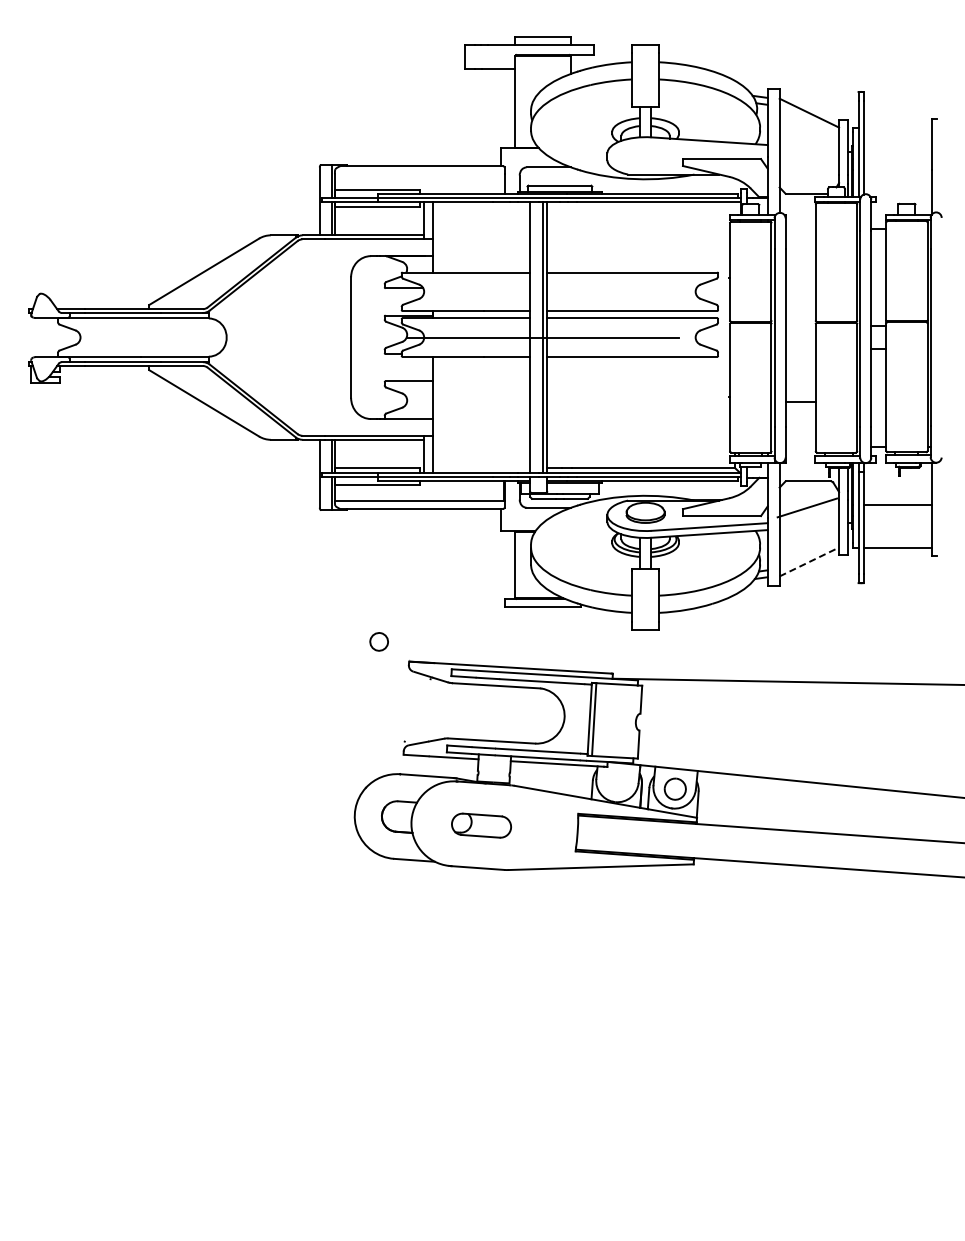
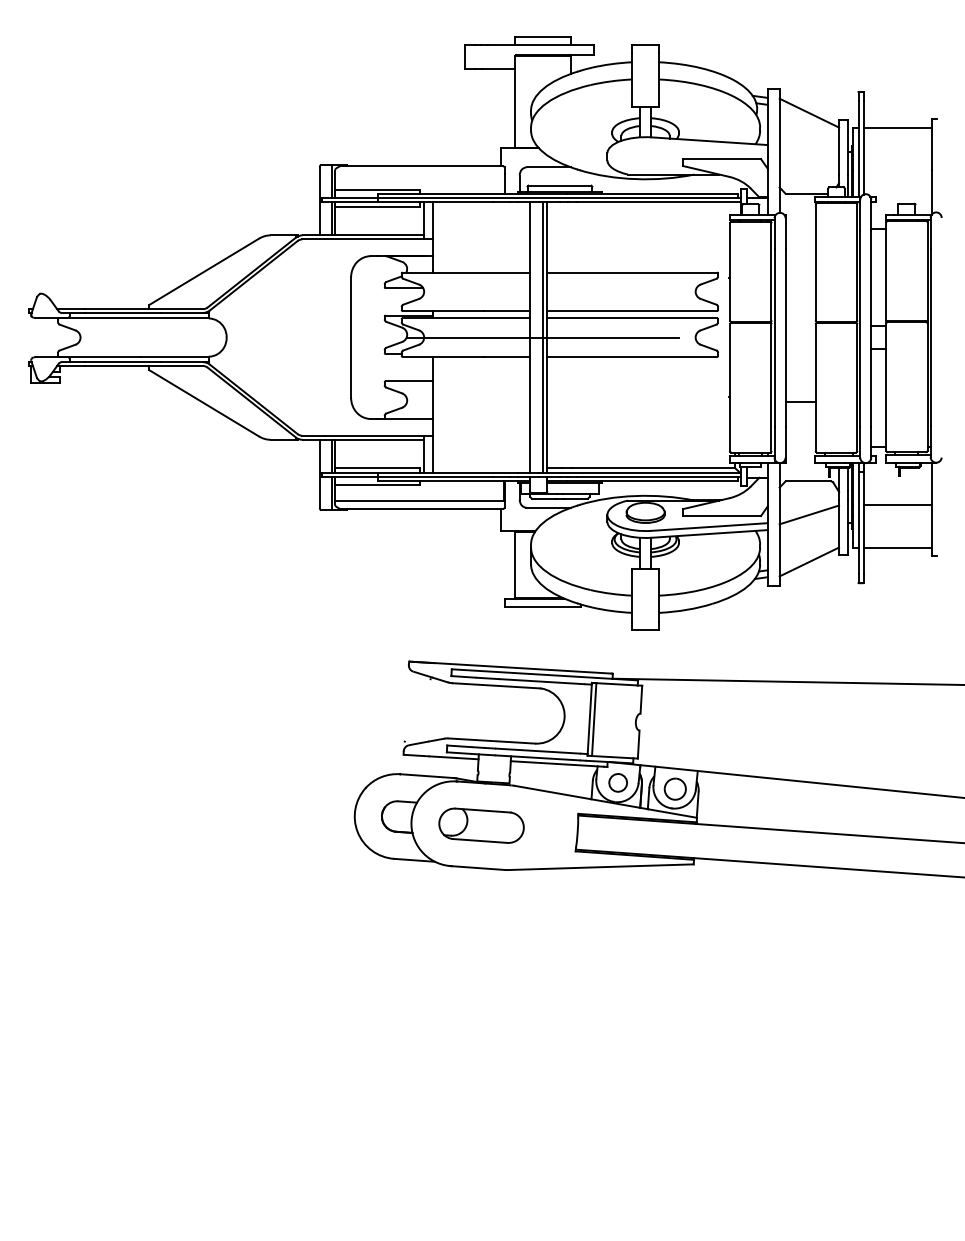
line: none -> present (897, 127)
line position: (807, 507) -> (809, 514) (809, 514)
line: dashed -> solid (809, 561)
part position: (378, 641) -> (617, 782) (617, 782)
part size: 61x27 px -> 87x37 px (481, 825)
